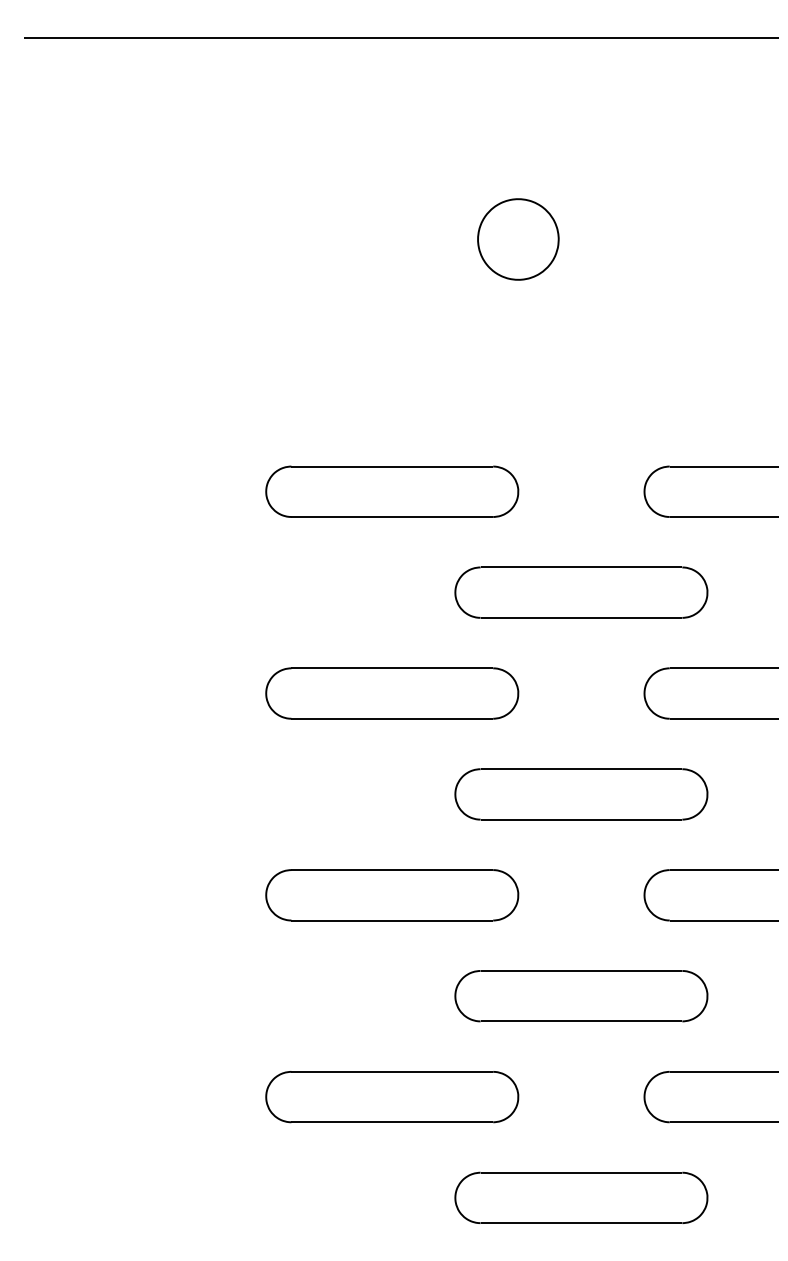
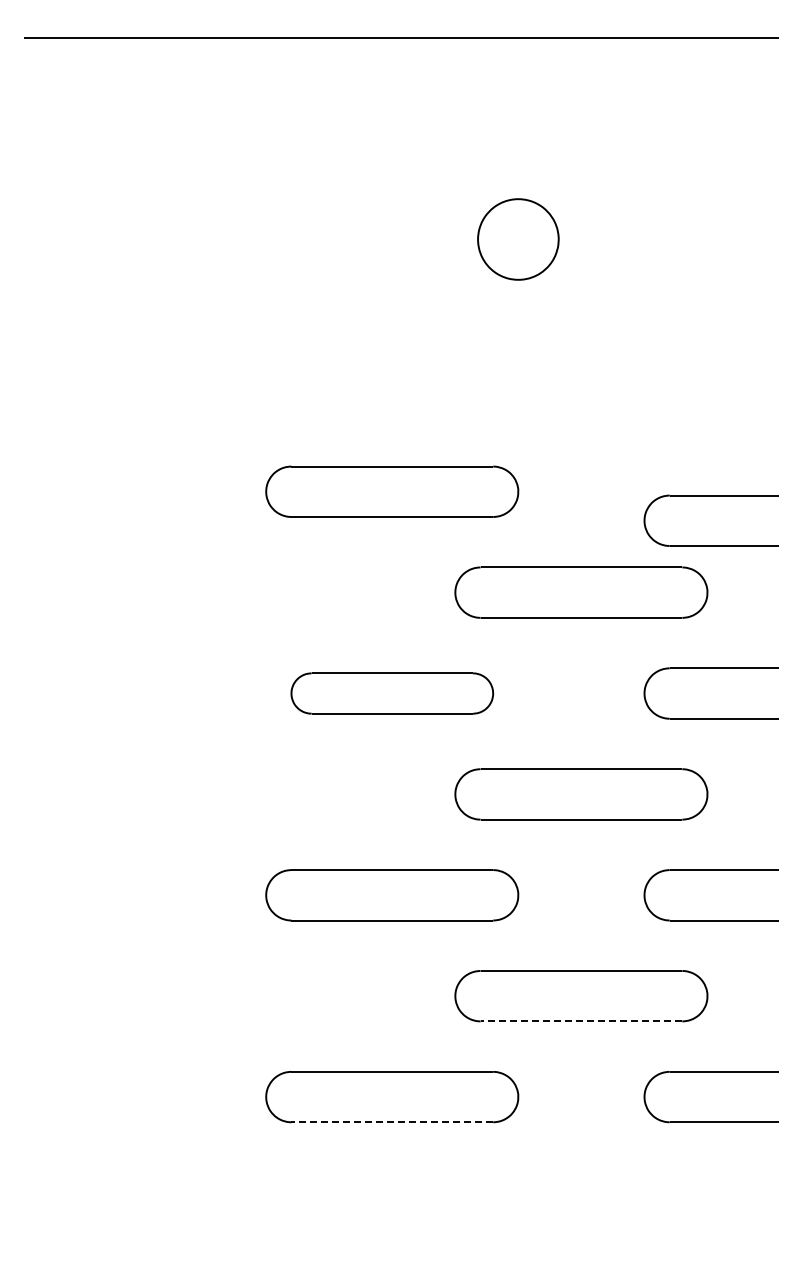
part position: (710, 467) -> (710, 496) (710, 496)
part size: 255x53 px -> 205x43 px (392, 693)
line: solid -> dashed (581, 1021)
line: solid -> dashed (392, 1122)
part: present -> none (581, 1197)
